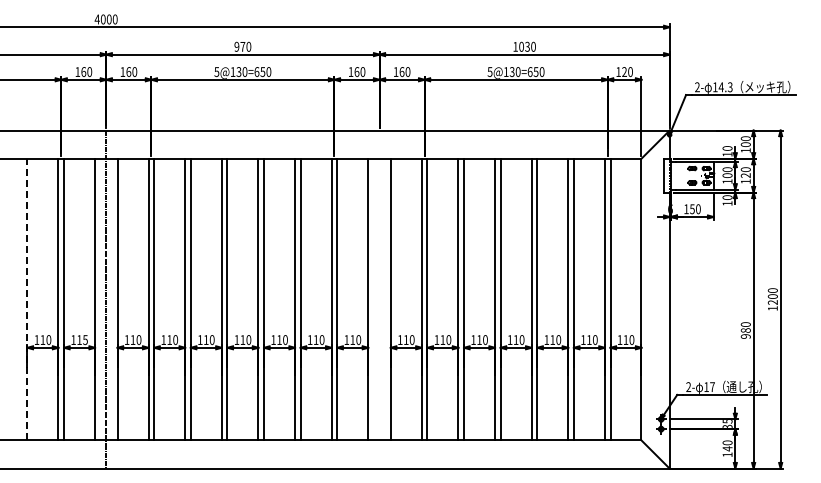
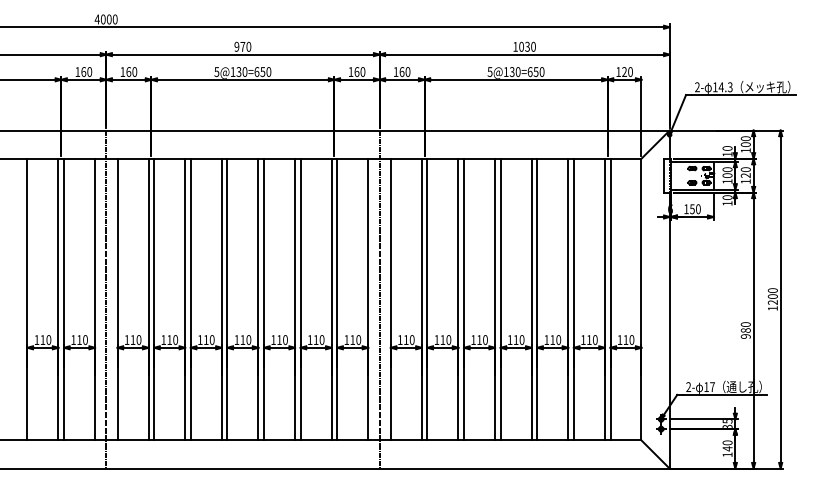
line: dashed -> solid (27, 299)
line: none -> present (379, 299)
text: 115 -> 110 (85, 339)
